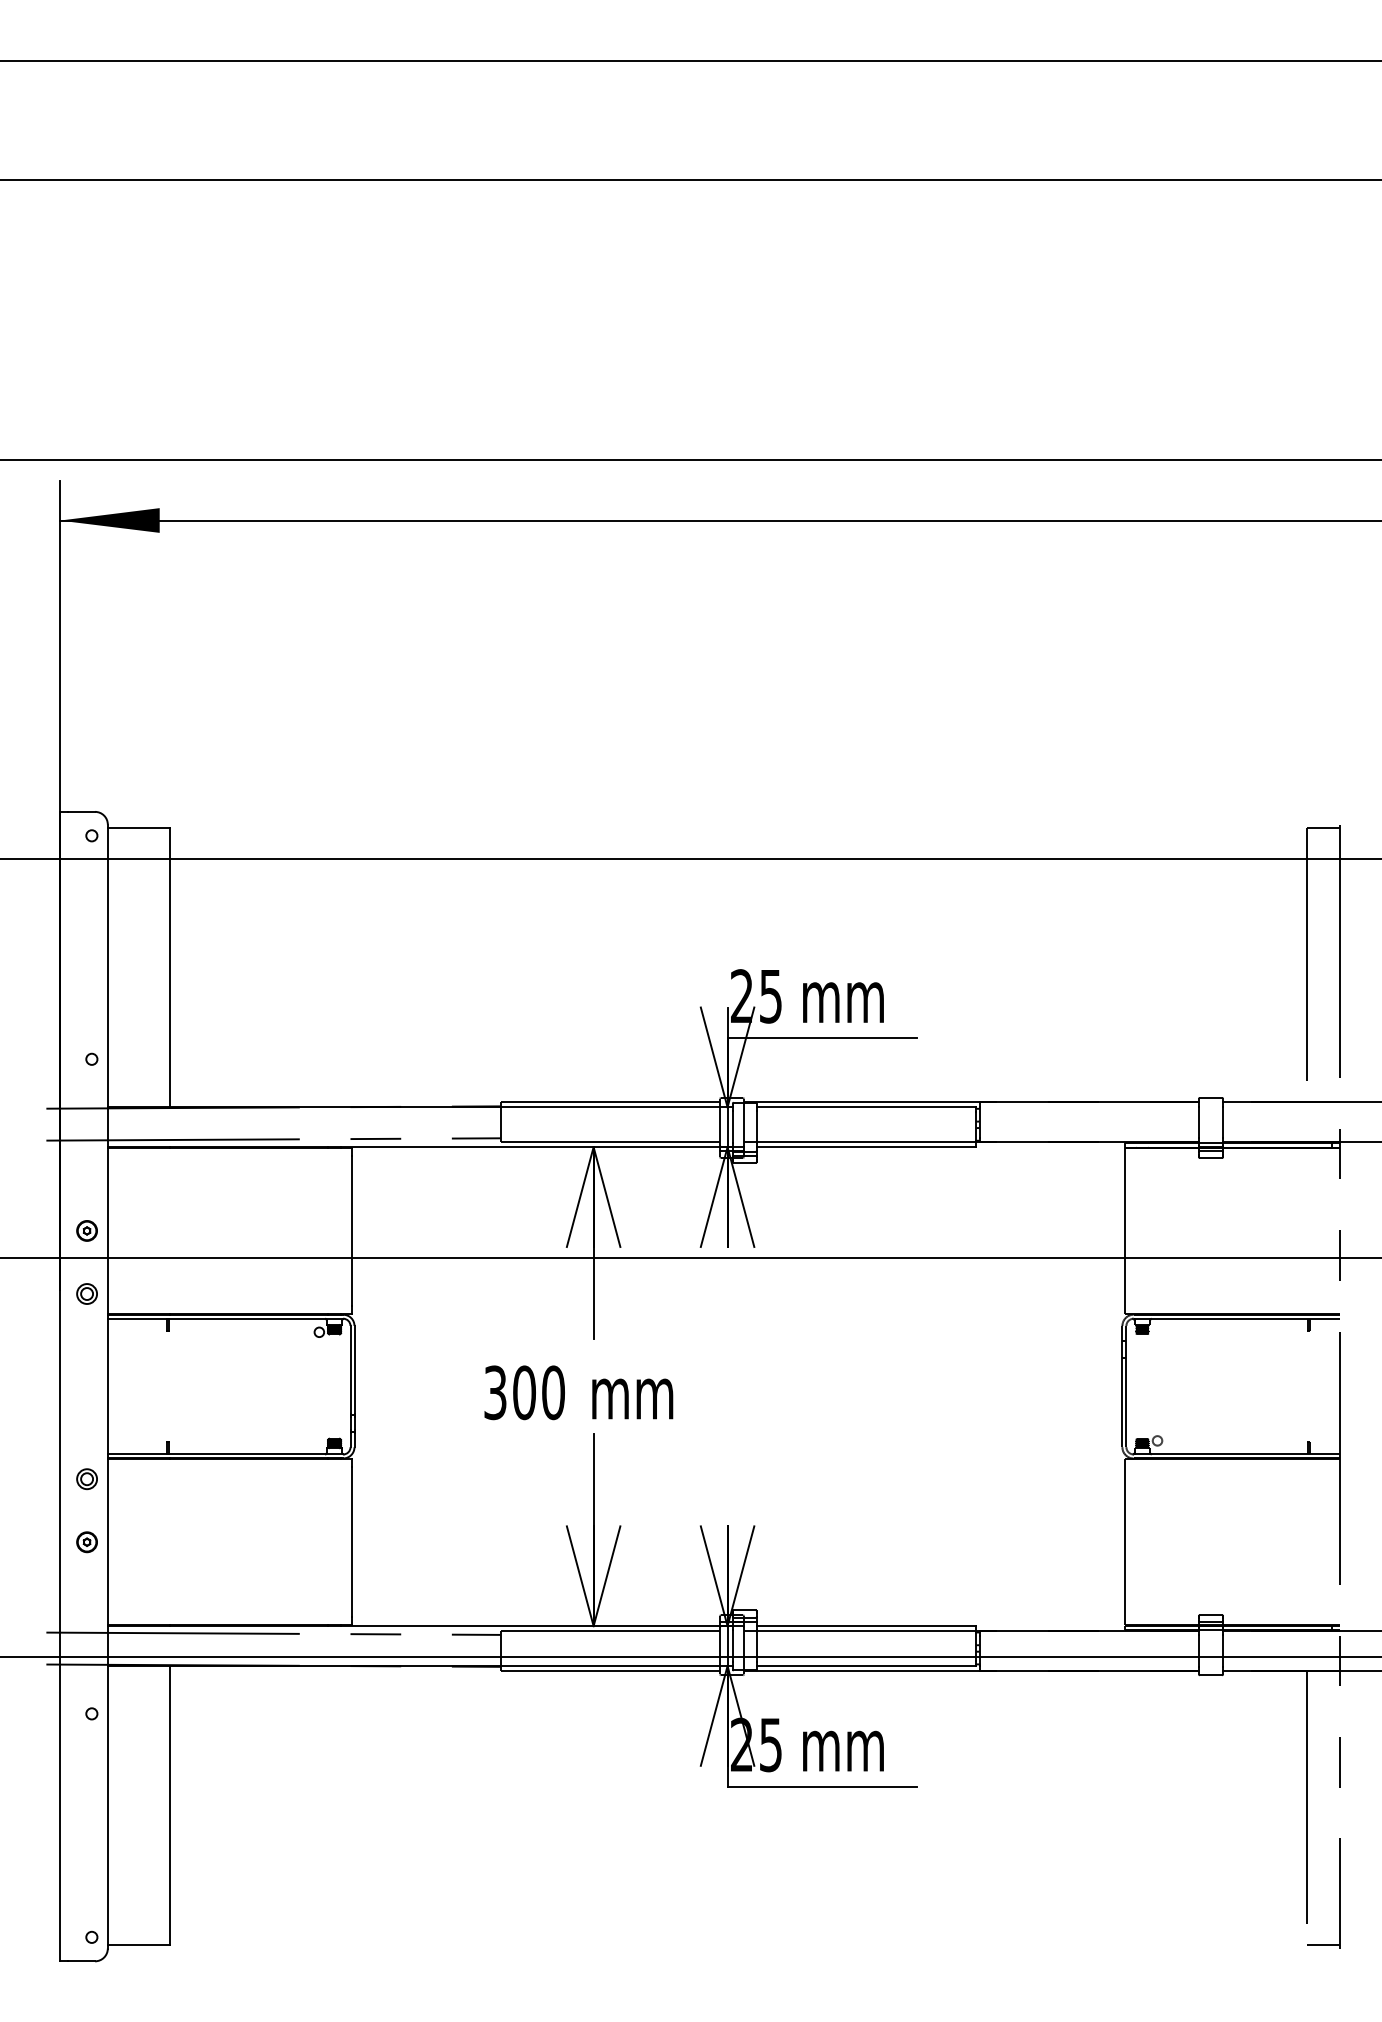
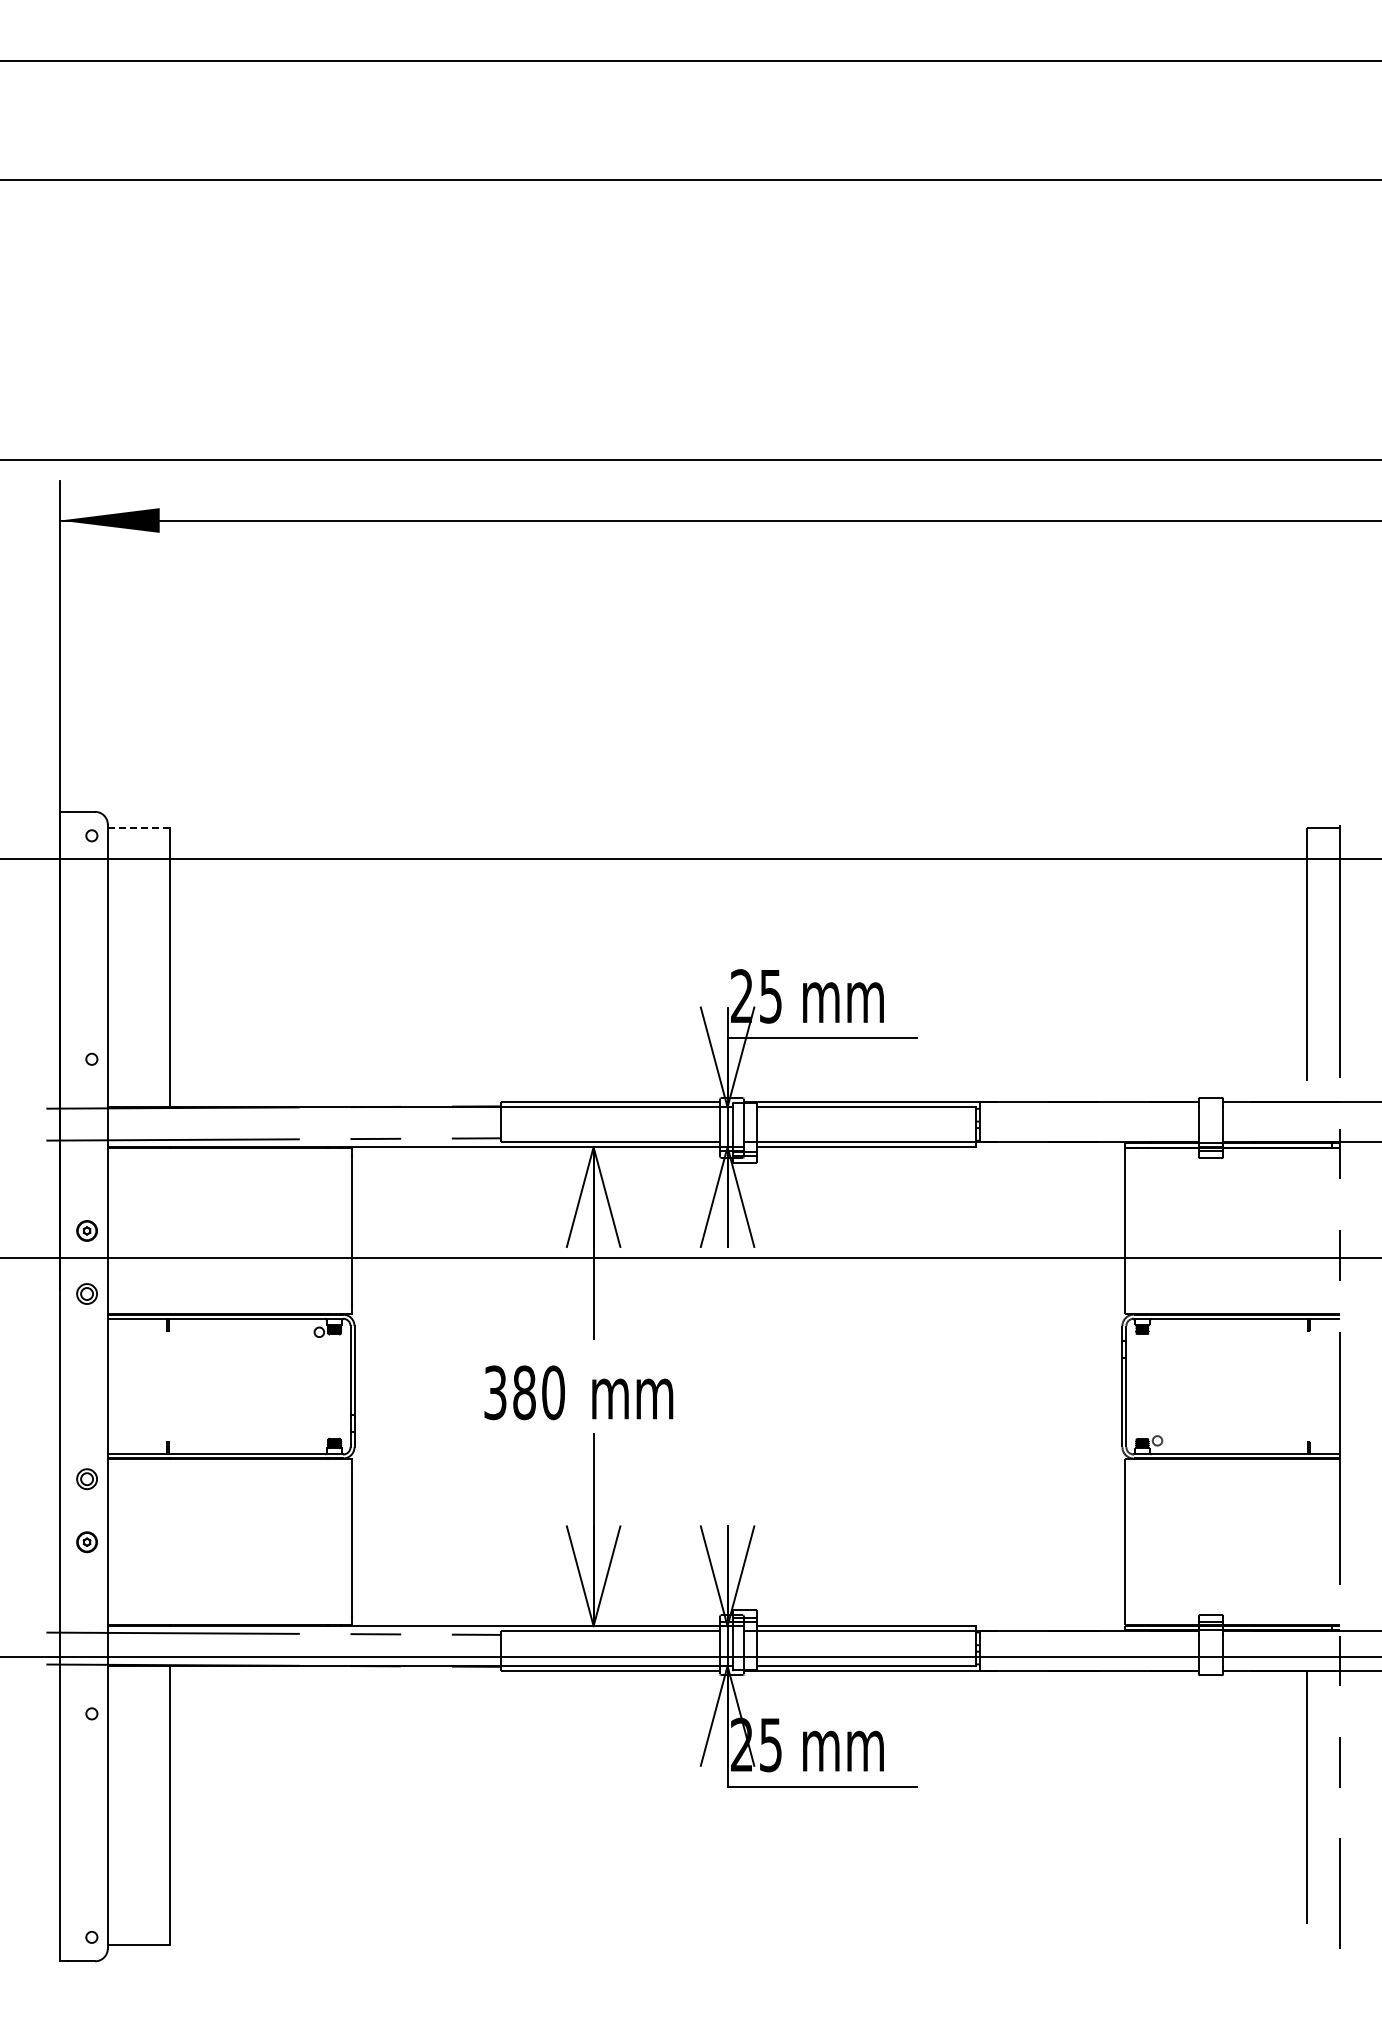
line: solid -> dashed (138, 827)
text: 300 -> 380 (524, 1392)
line: present -> none (1323, 1945)
